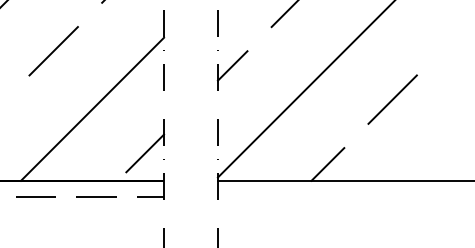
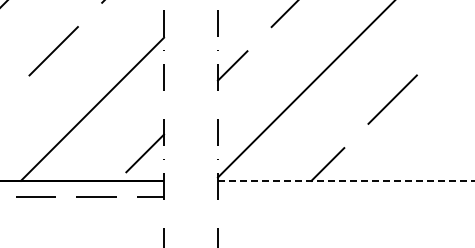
line: solid -> dashed (346, 180)
